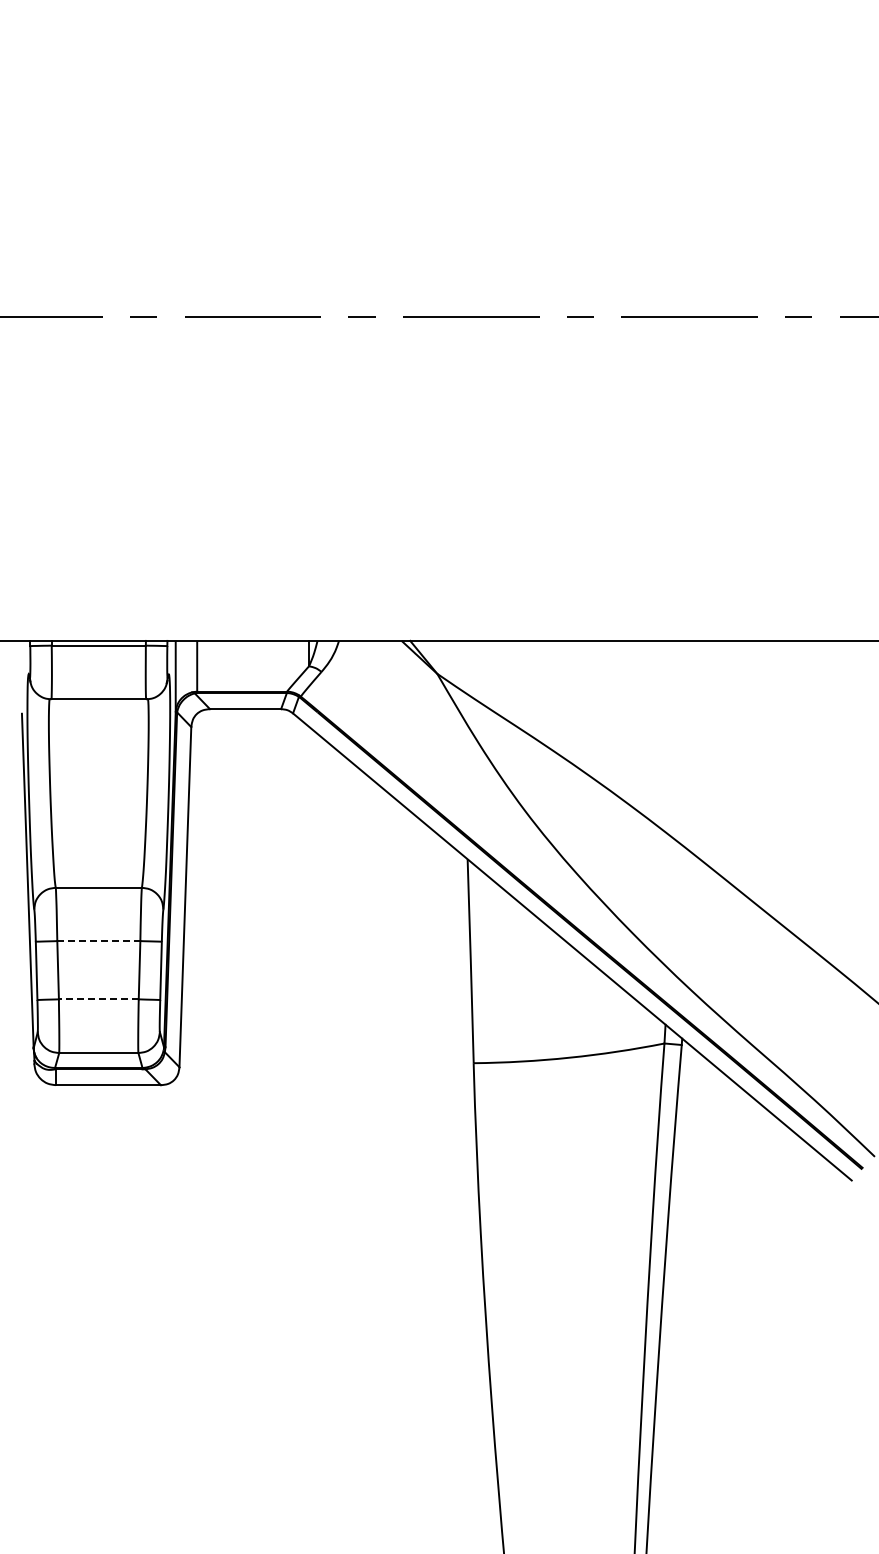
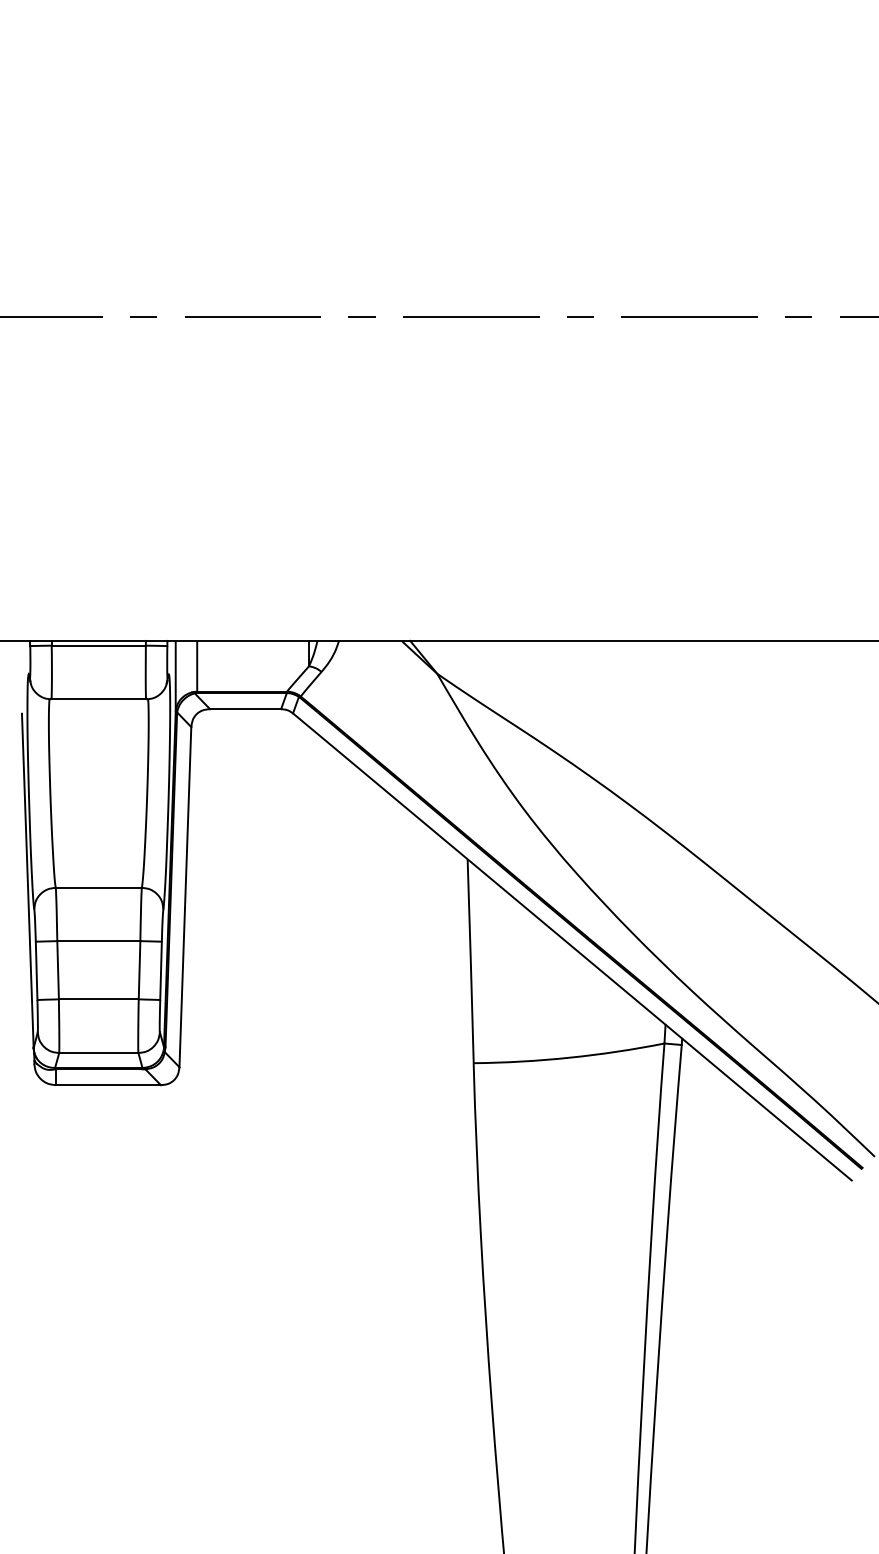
line: dashed -> solid (98, 941)
line: dashed -> solid (98, 999)
